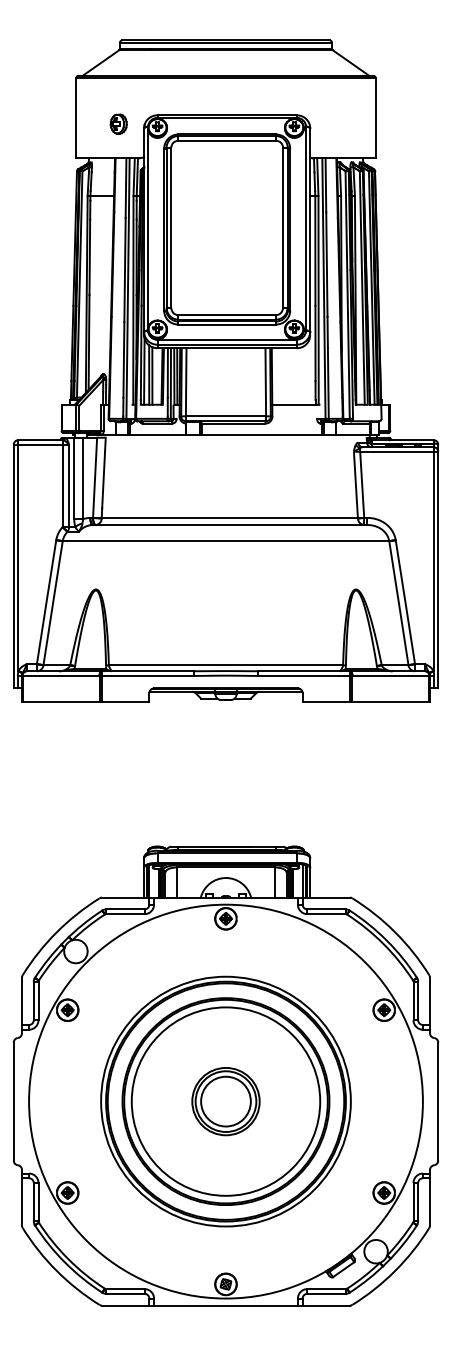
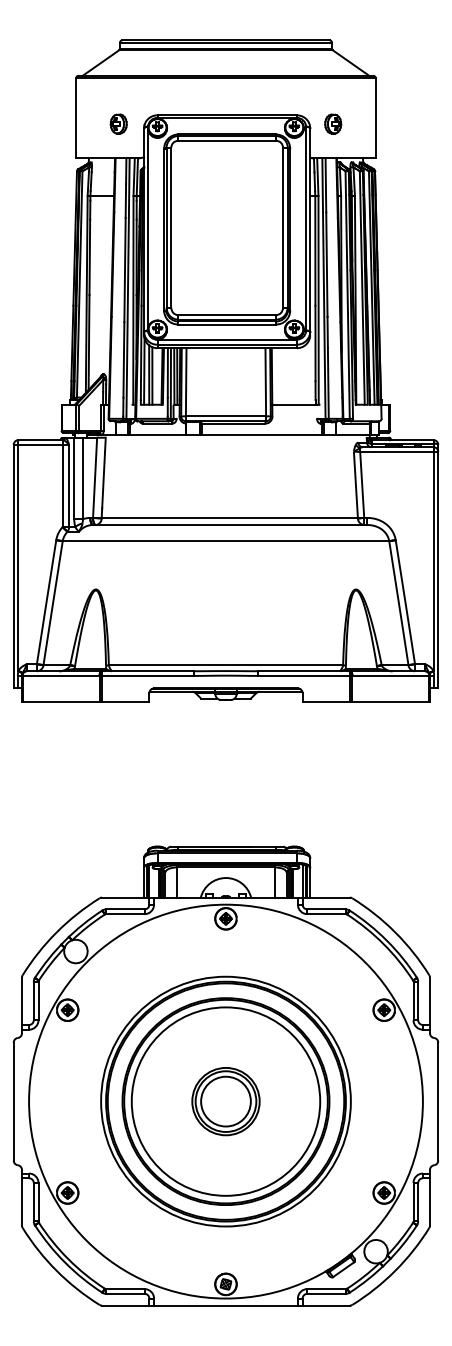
part: none -> present (333, 123)
